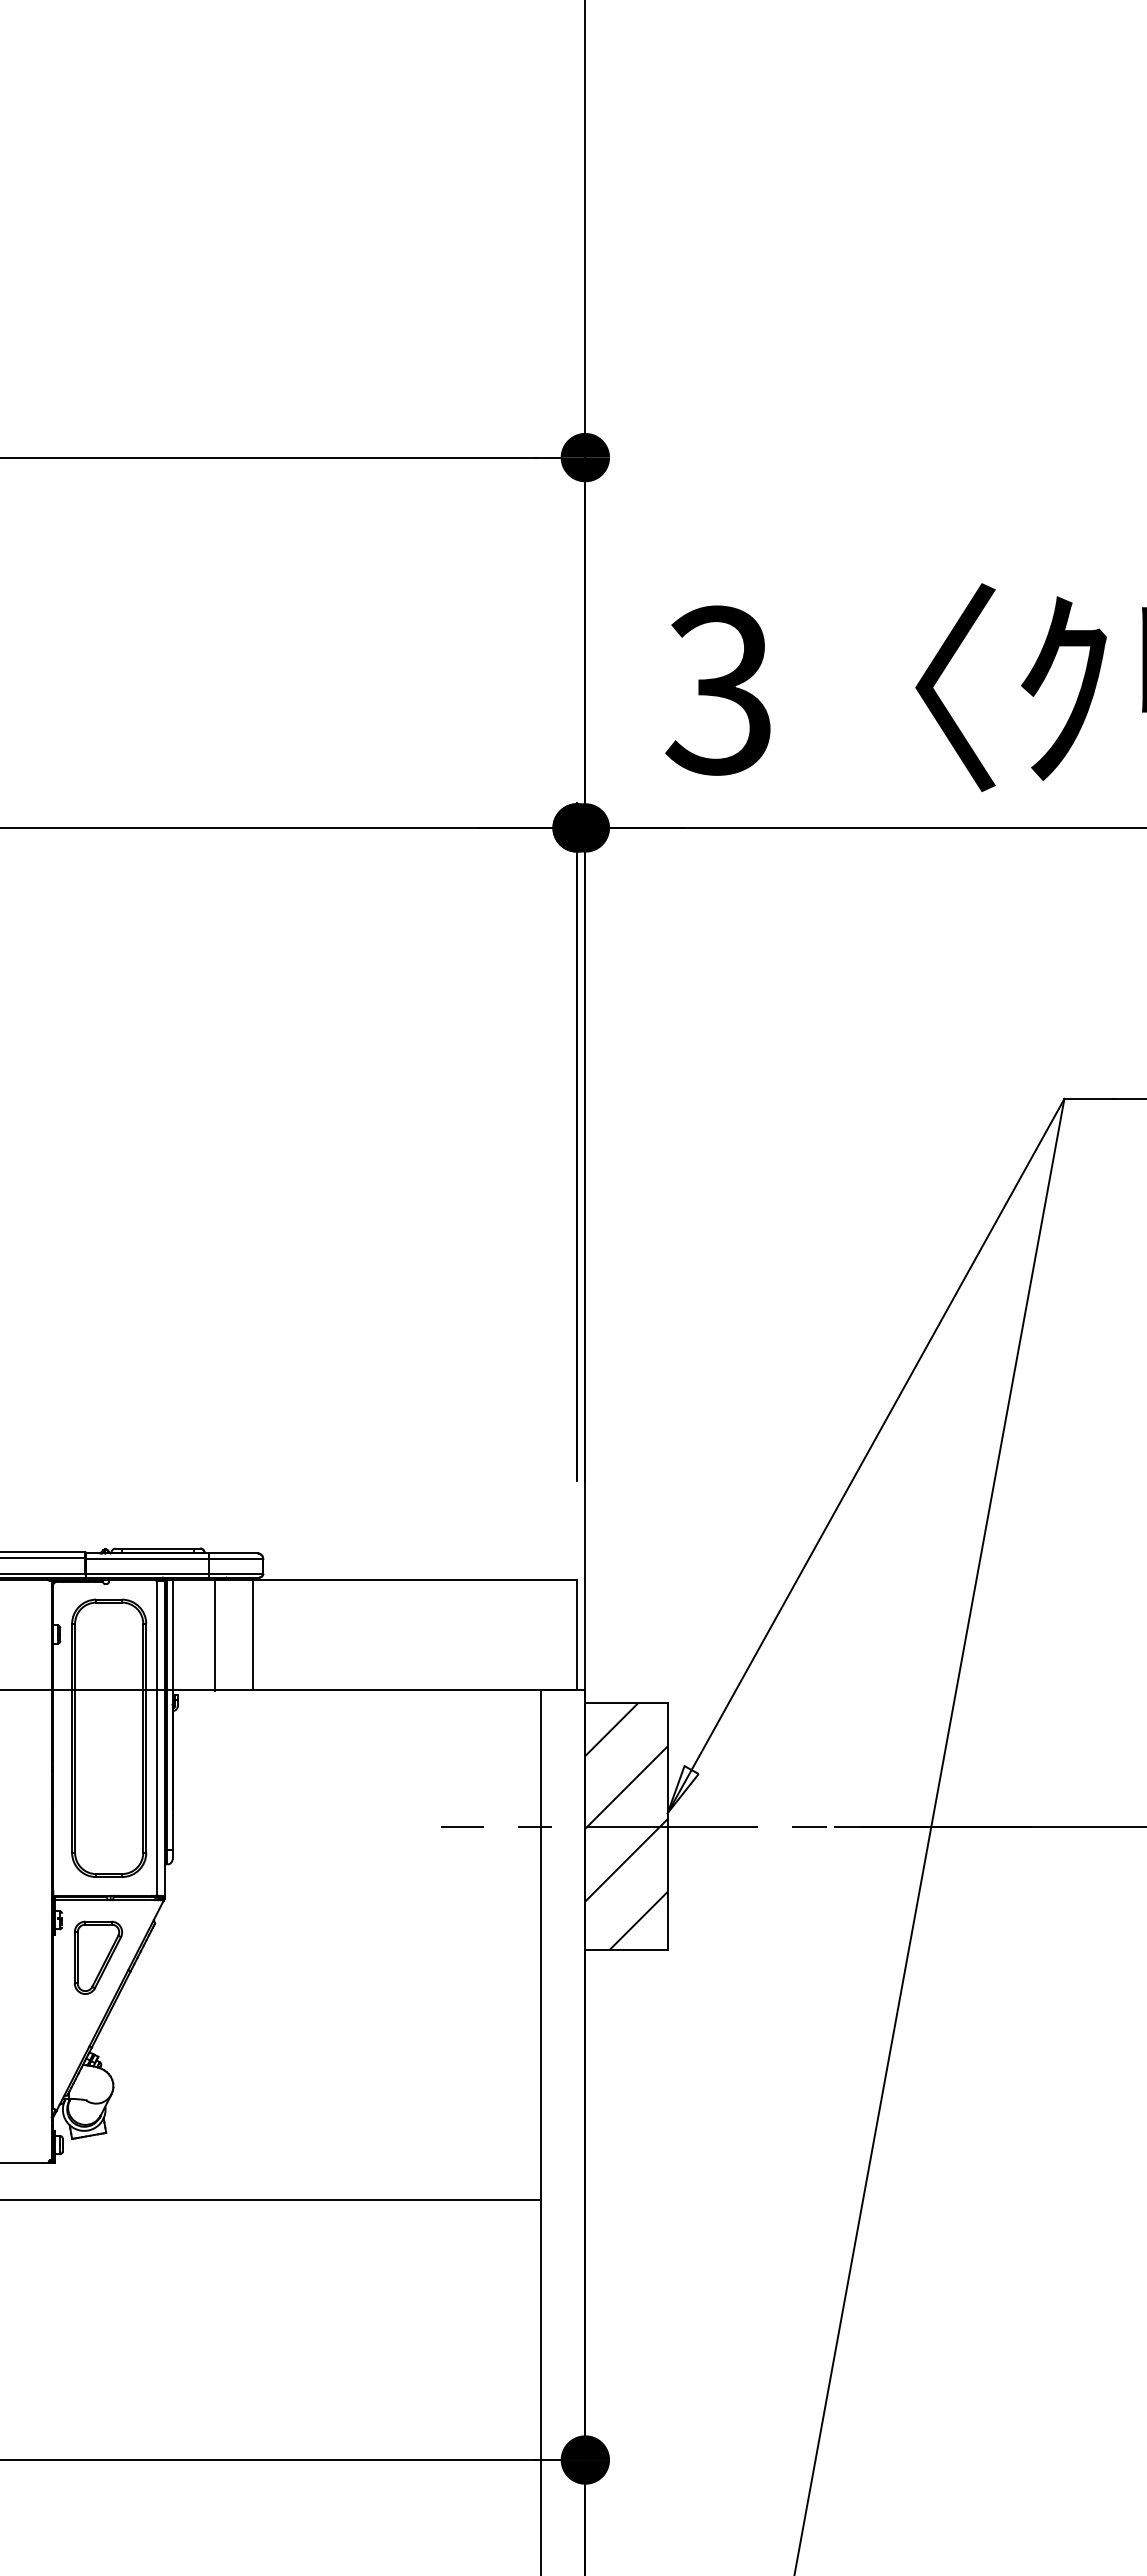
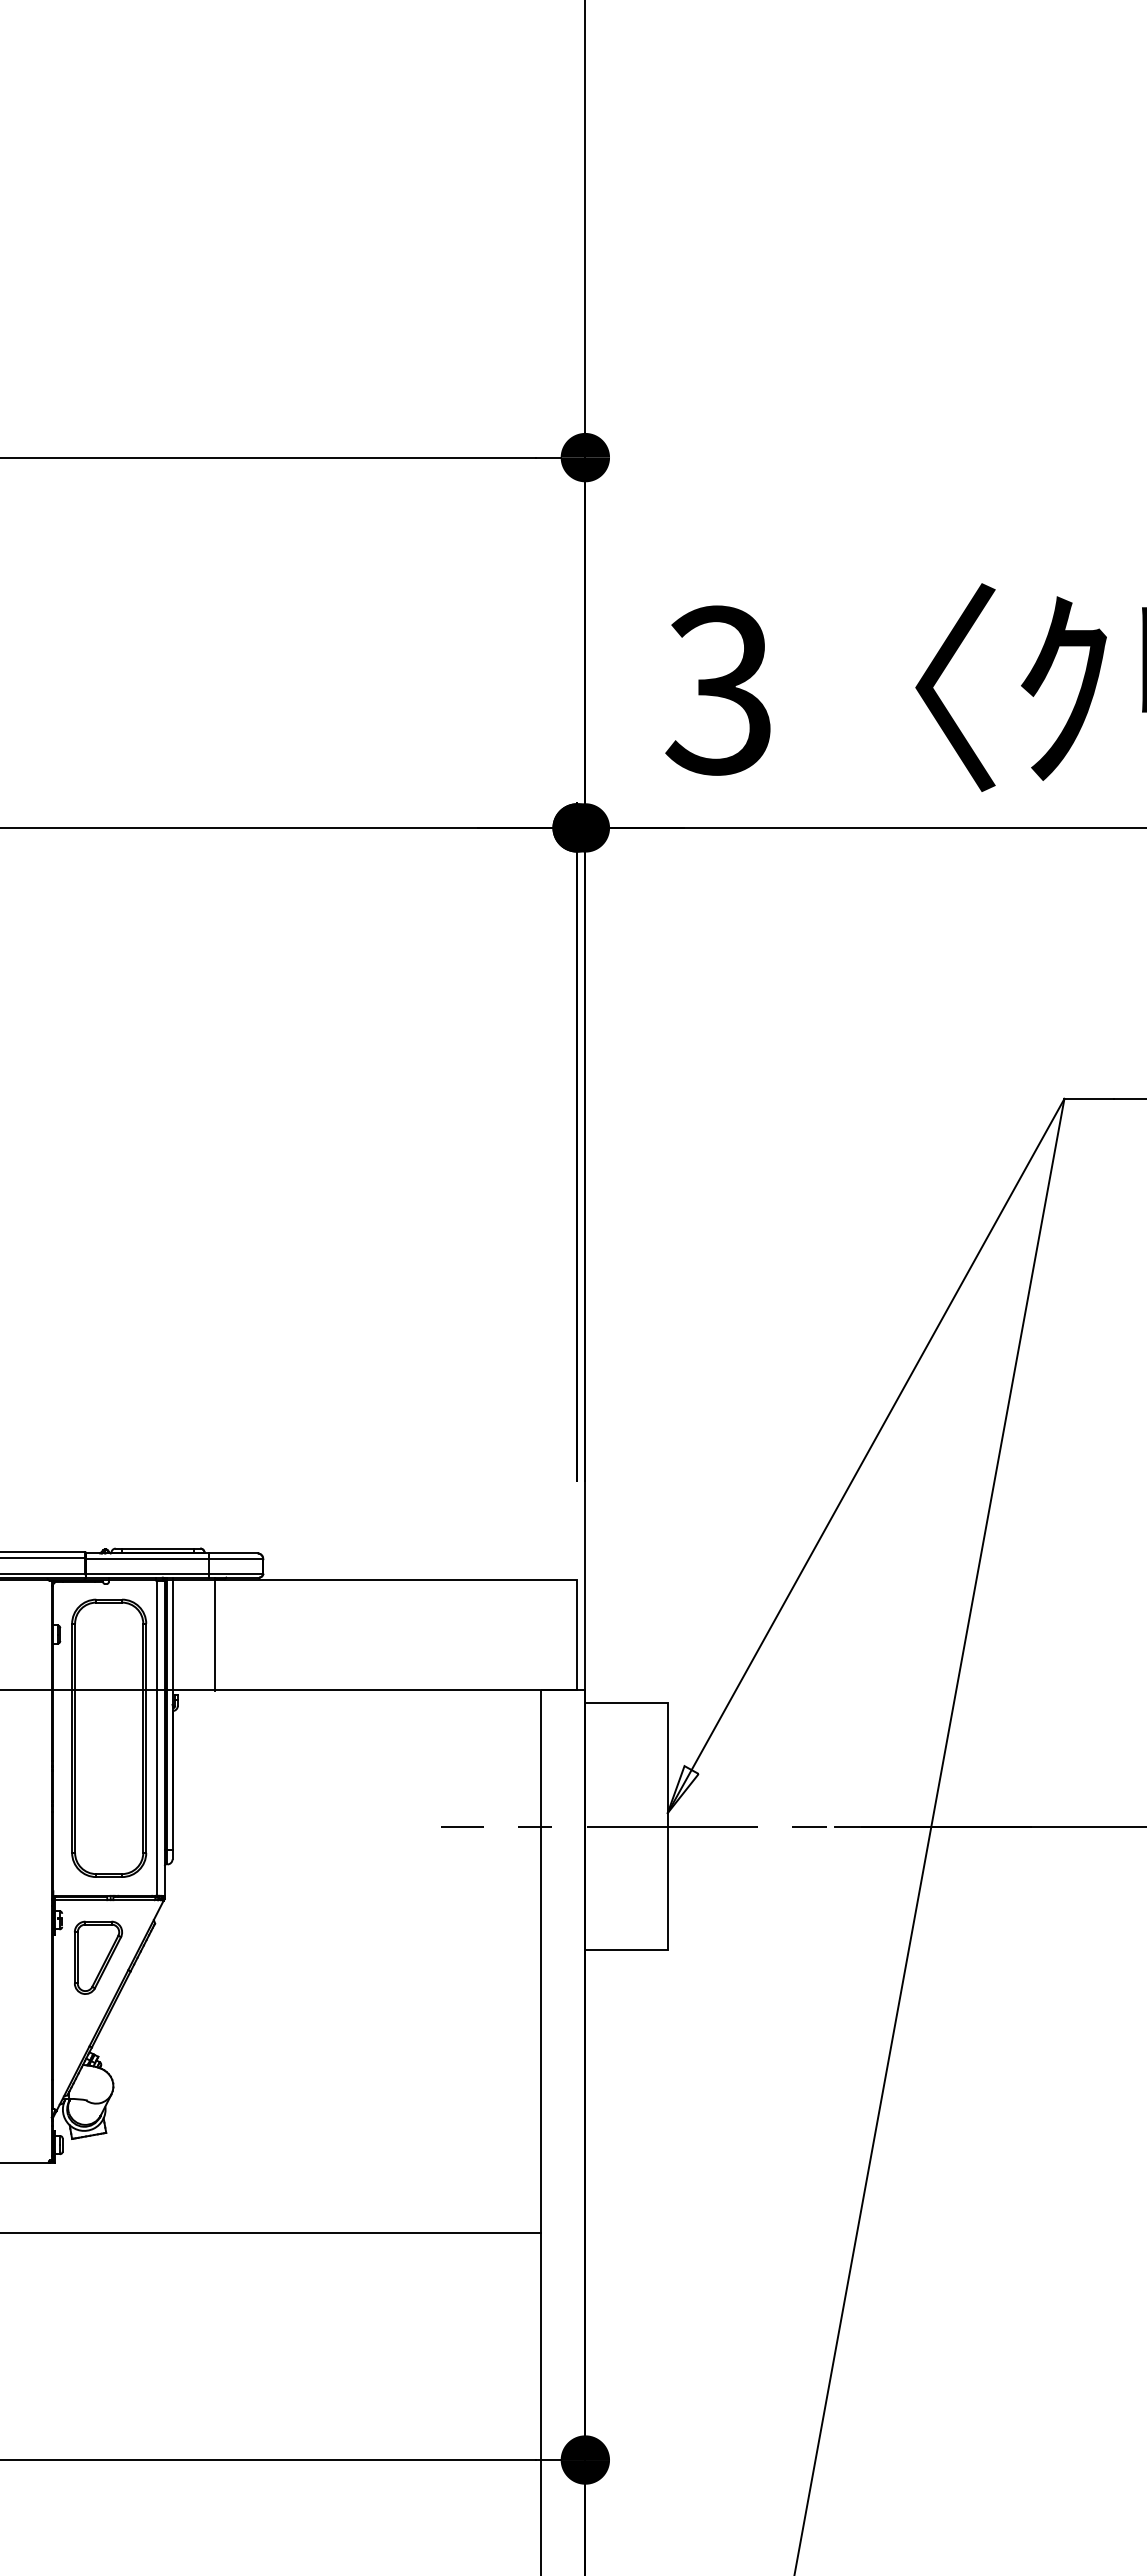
line: present -> none (253, 1634)
hatch: present -> none (626, 1826)
line position: (271, 2199) -> (271, 2232) (271, 2232)
